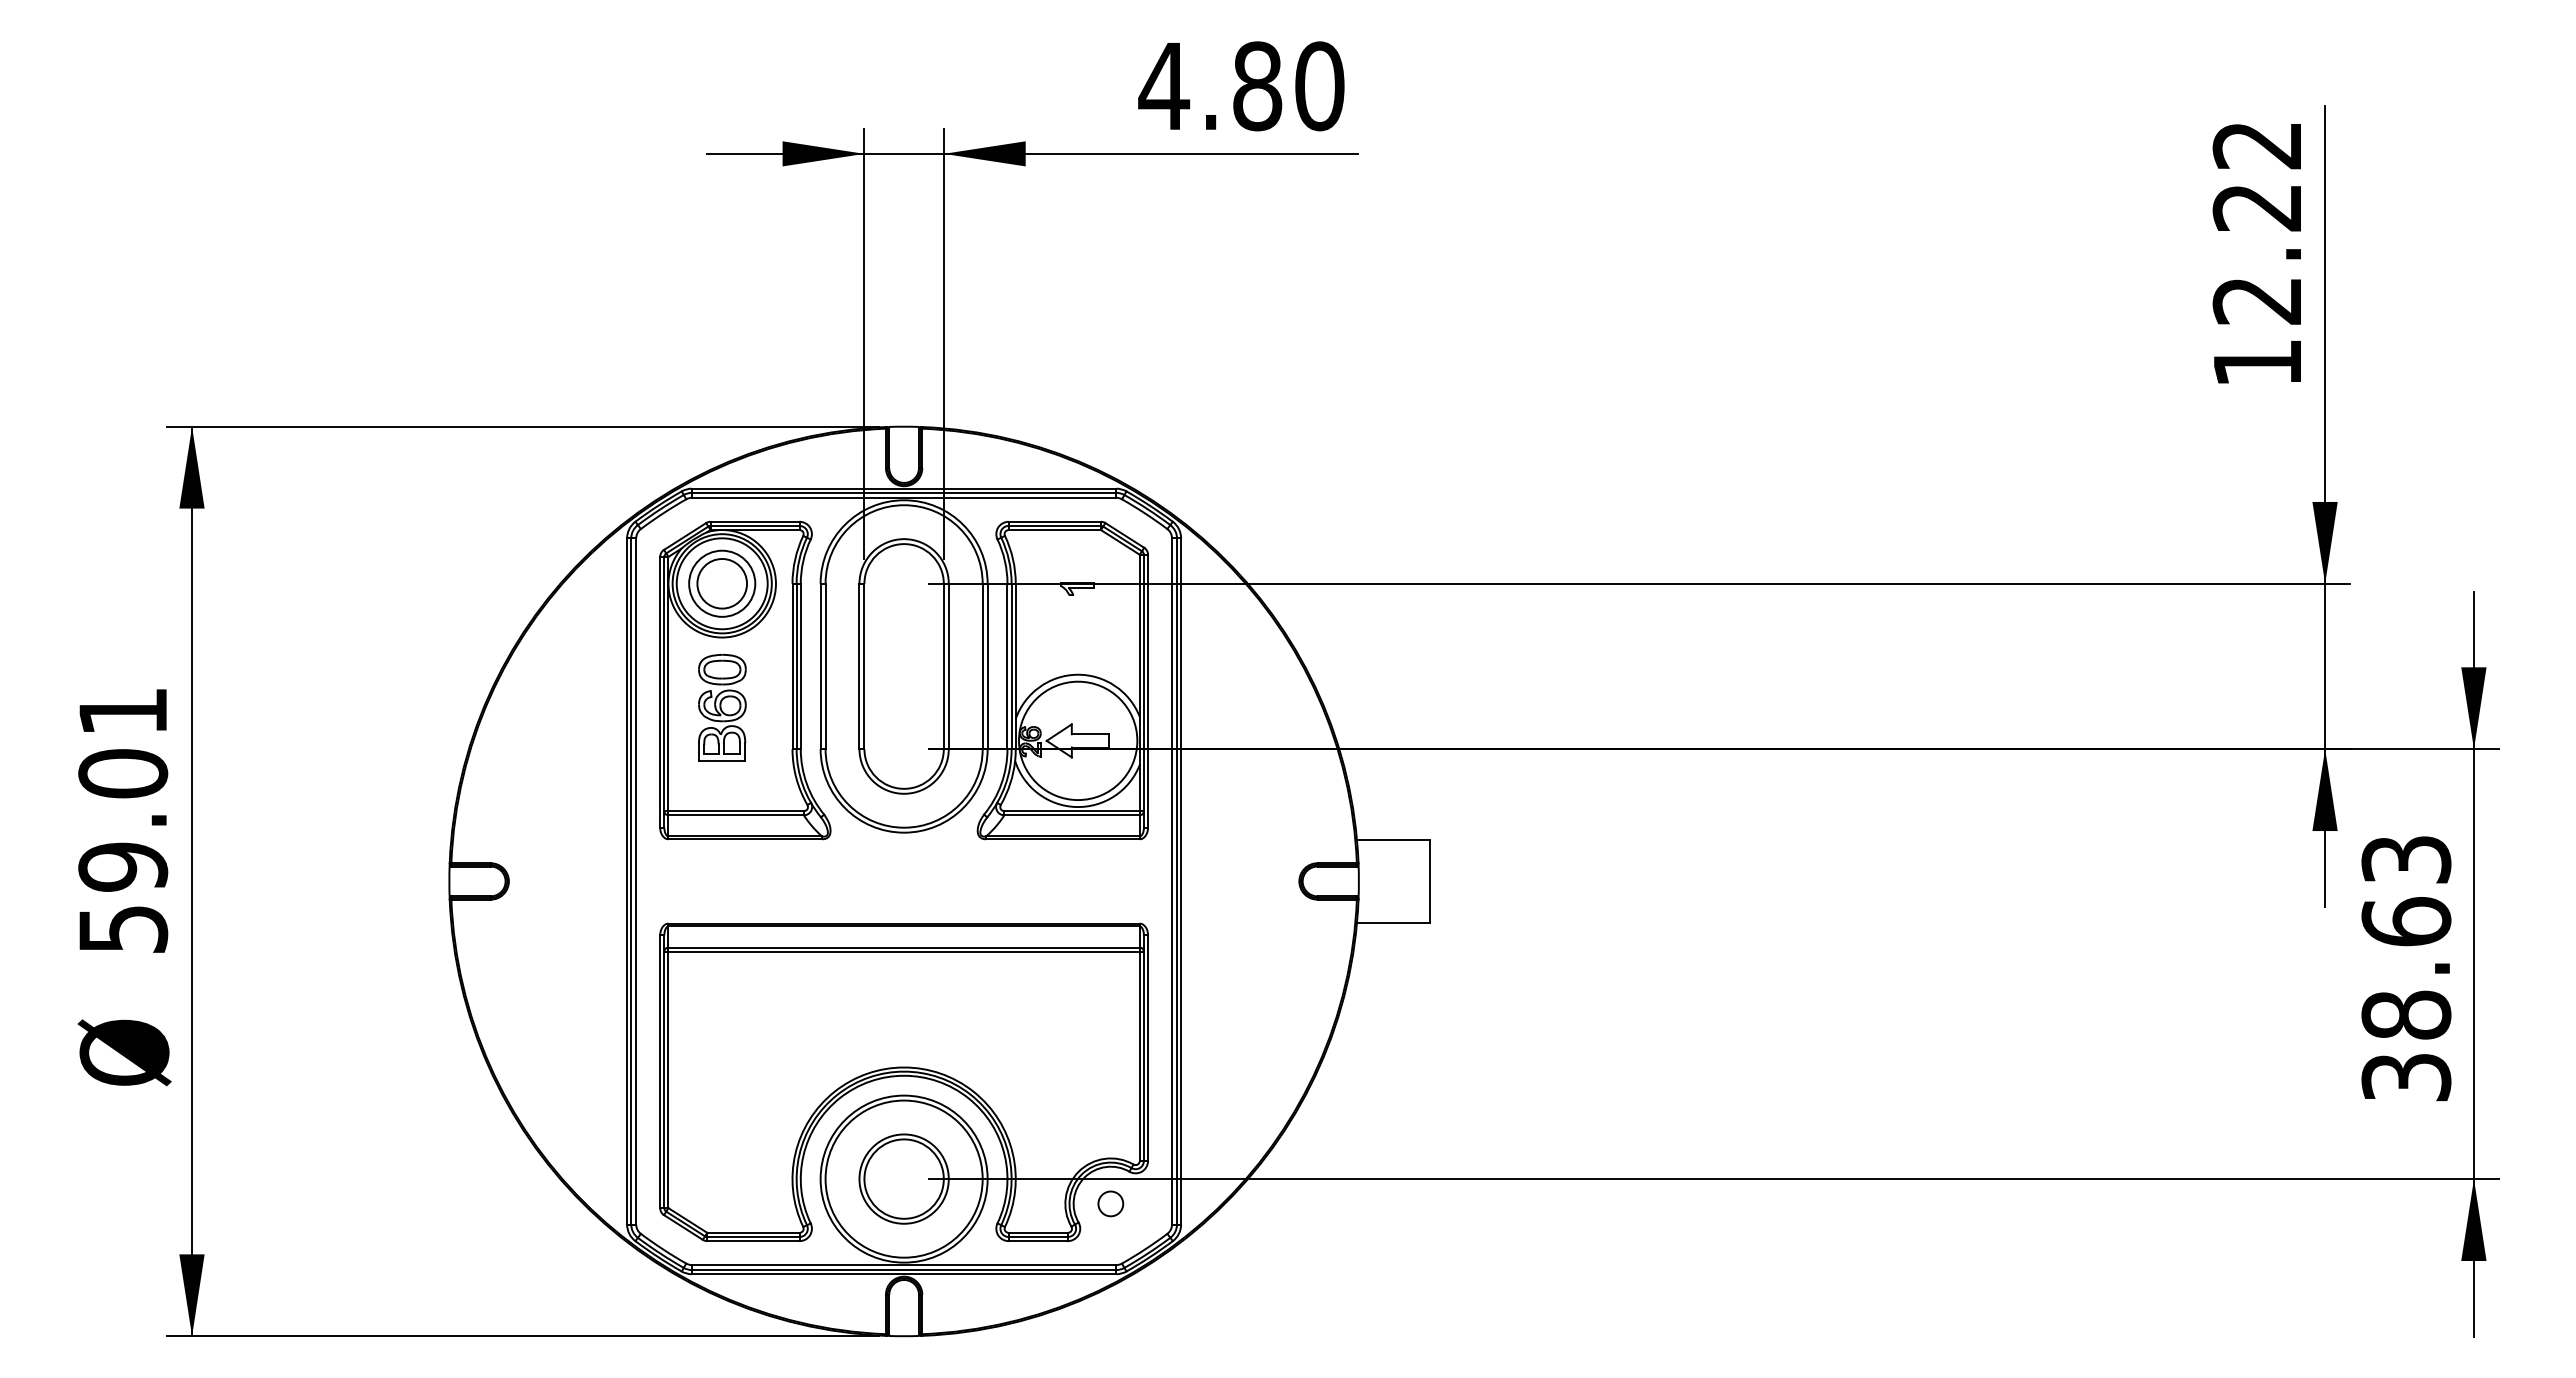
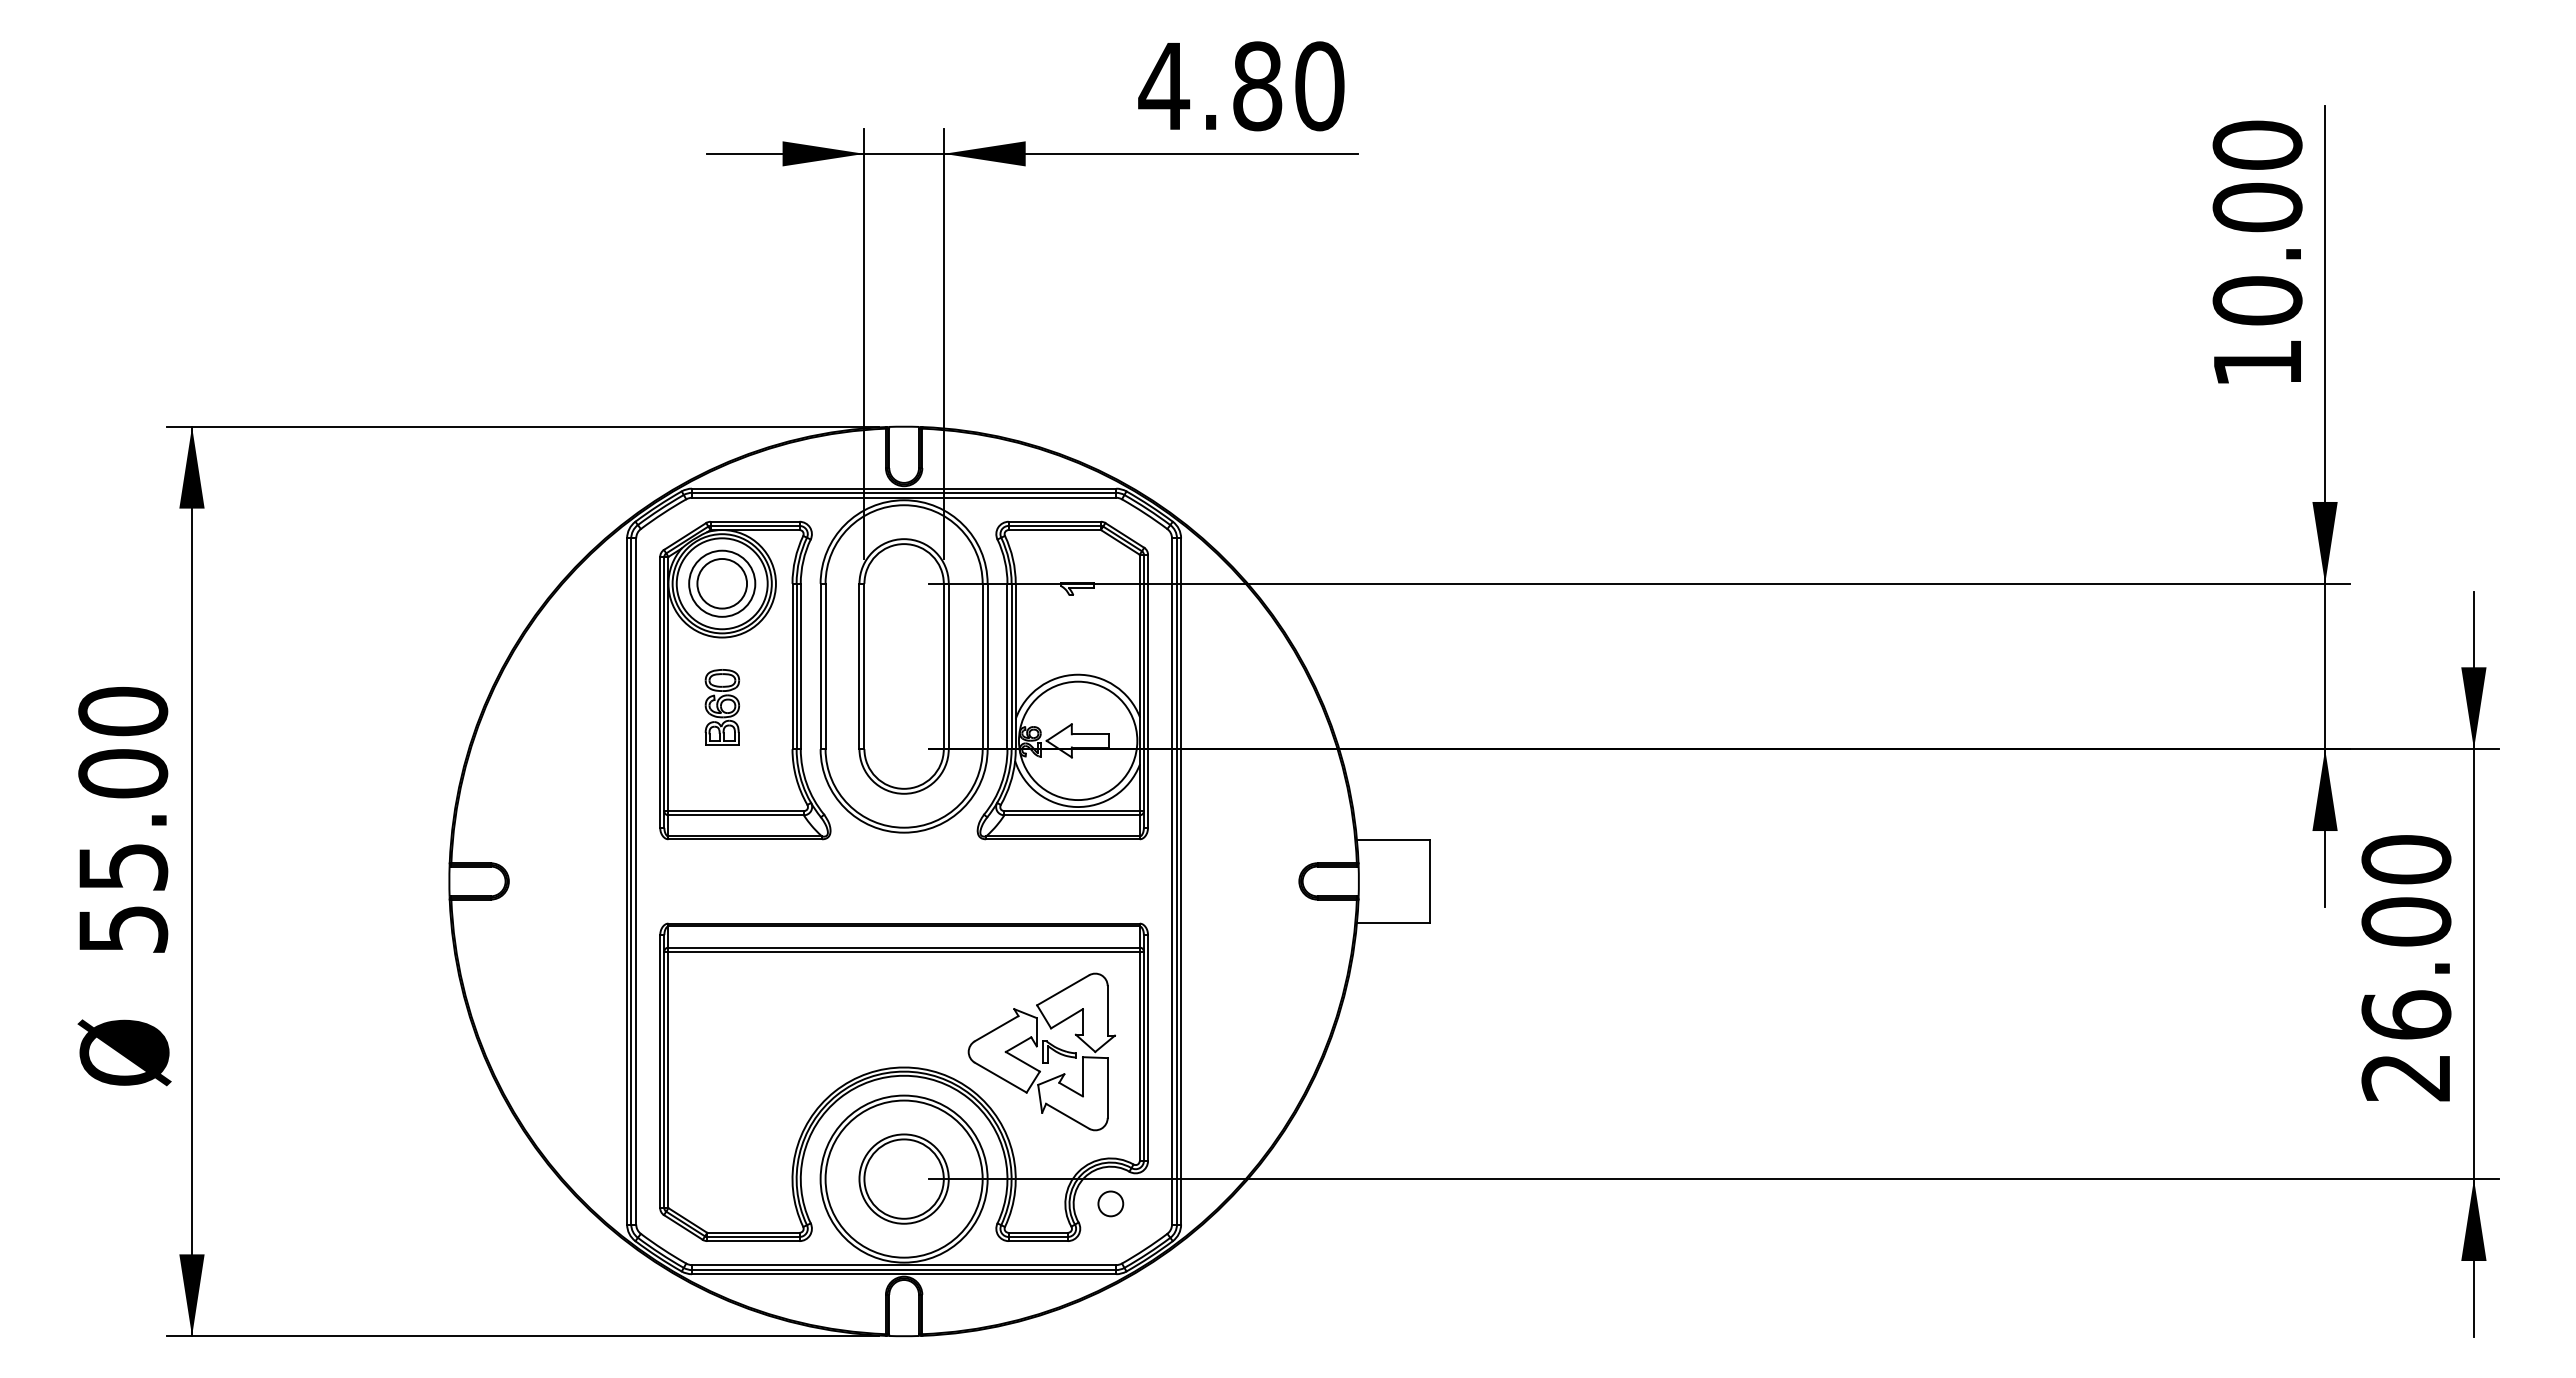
text: 12.22 -> 10.00 (2257, 222)
part size: 49x109 px -> 37x77 px (722, 707)
text: 59.01 -> 55.00 (123, 789)
text: 38.63 -> 26.00 (2406, 968)
part: none -> present (1041, 1051)
